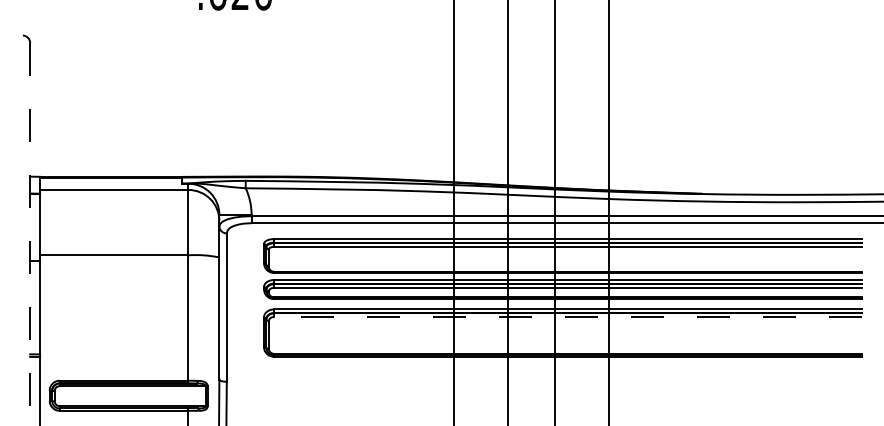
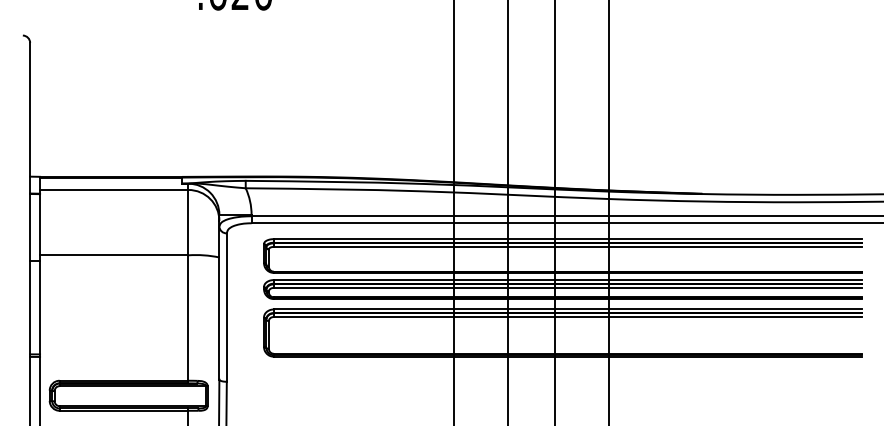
line: dashed -> solid (30, 234)
line: dashed -> solid (567, 317)
